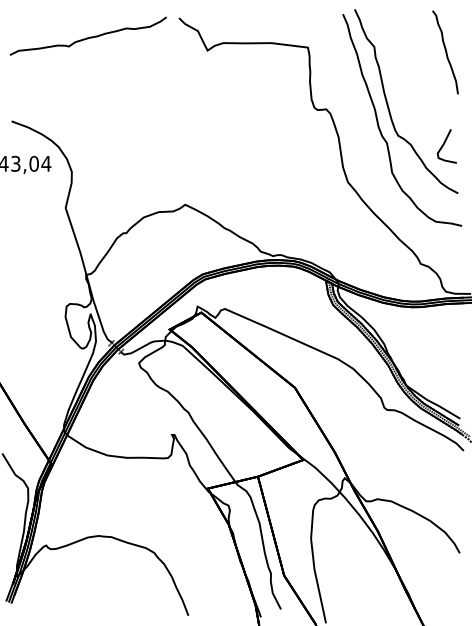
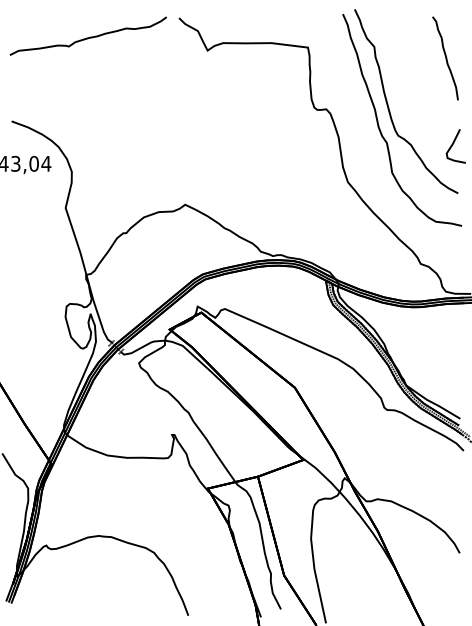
curve position: (445, 52) -> (445, 58) (445, 58)
curve position: (444, 144) -> (453, 144) (453, 144)
